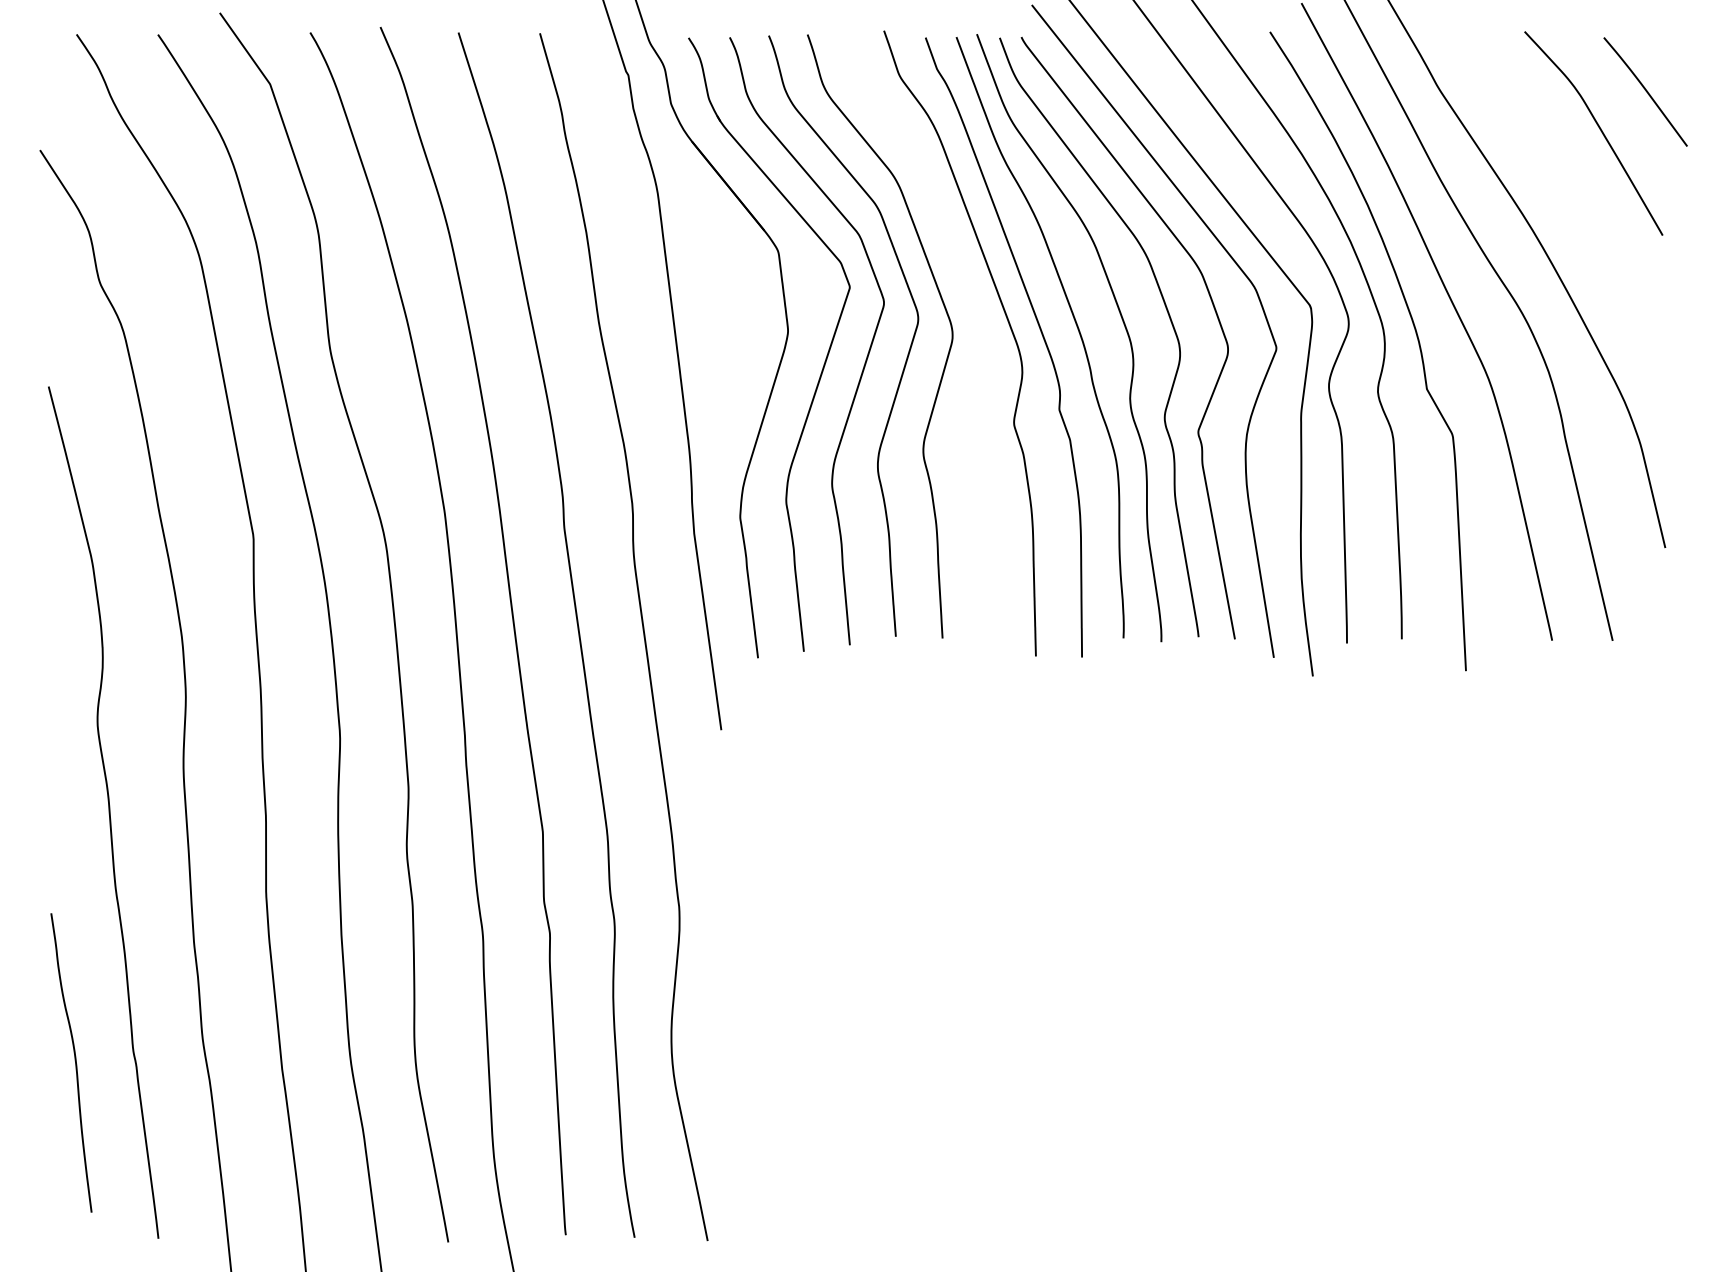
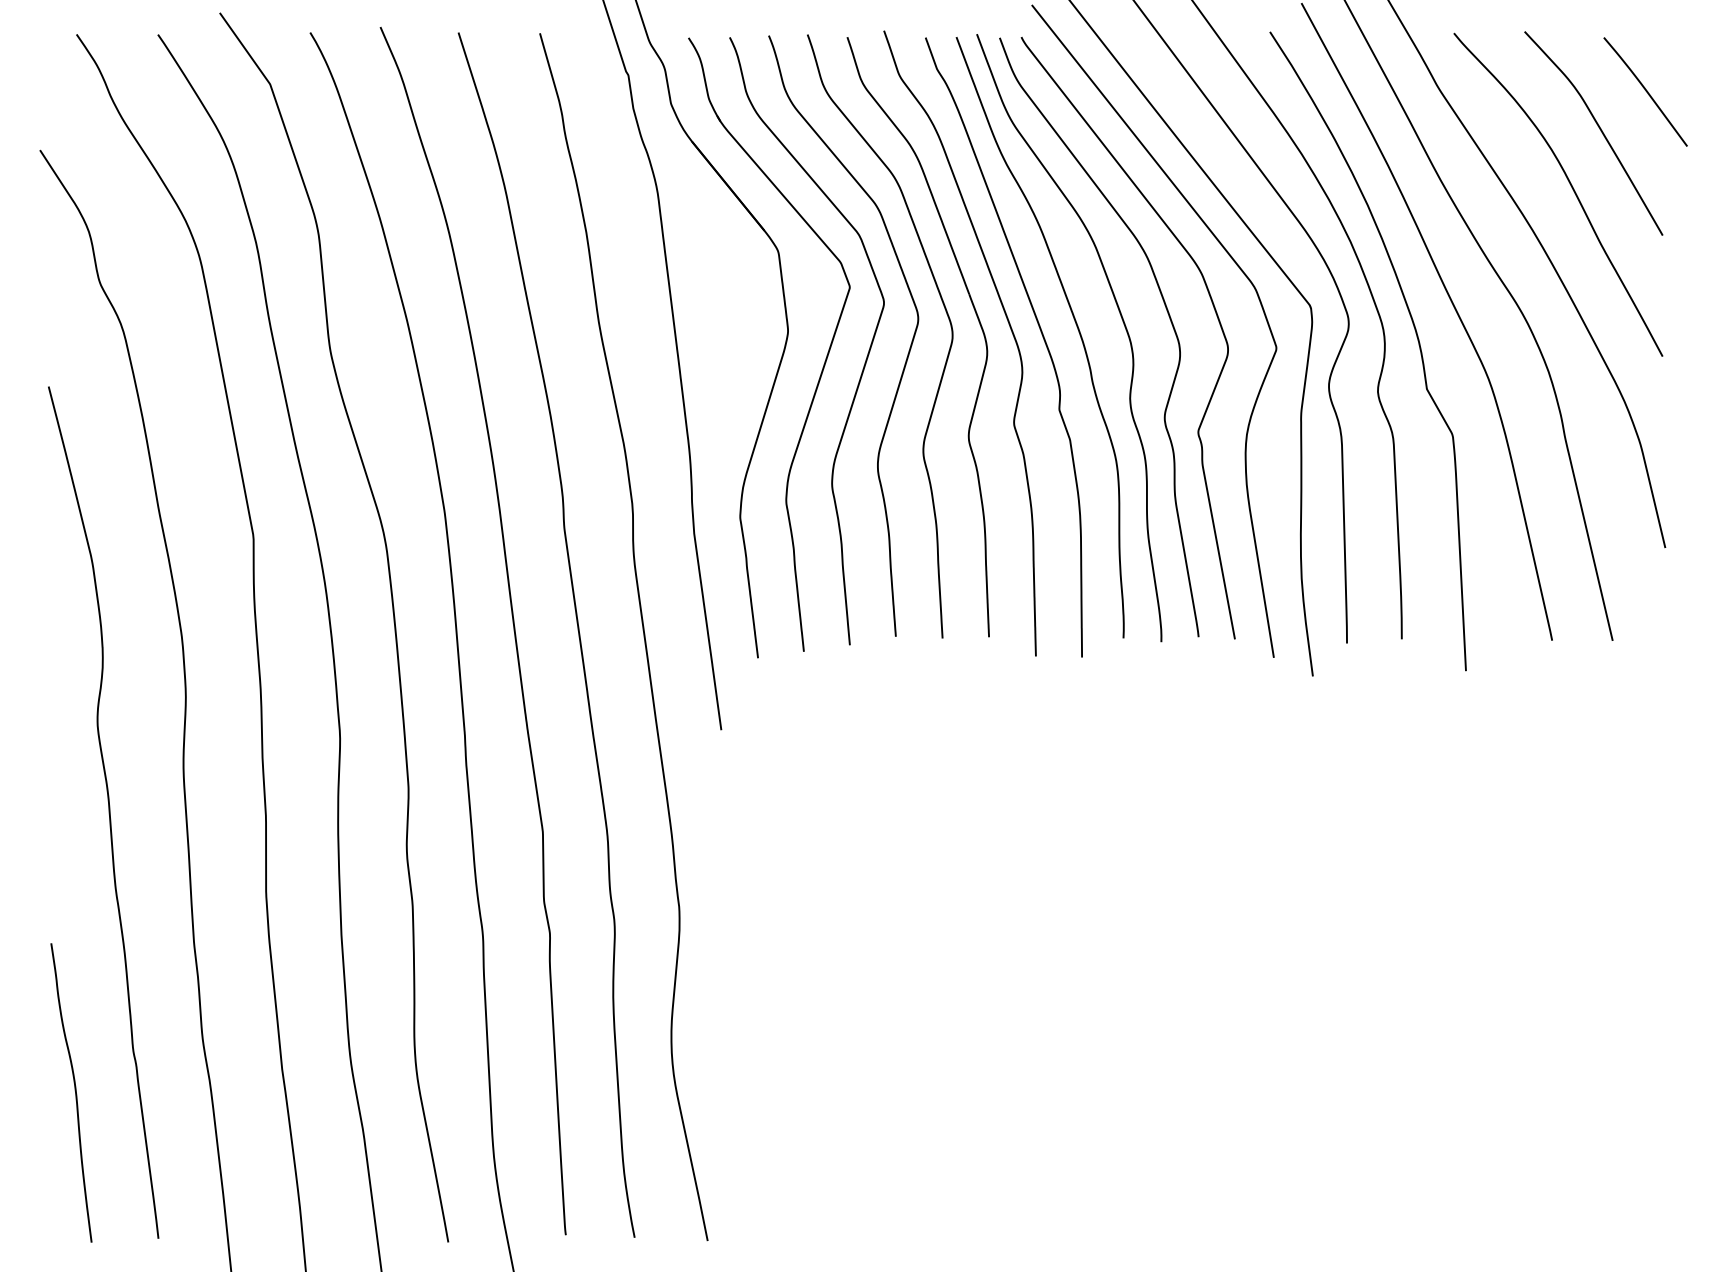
curve: none -> present (1570, 186)
part: none -> present (975, 314)
curve position: (74, 1060) -> (74, 1090) (74, 1090)
